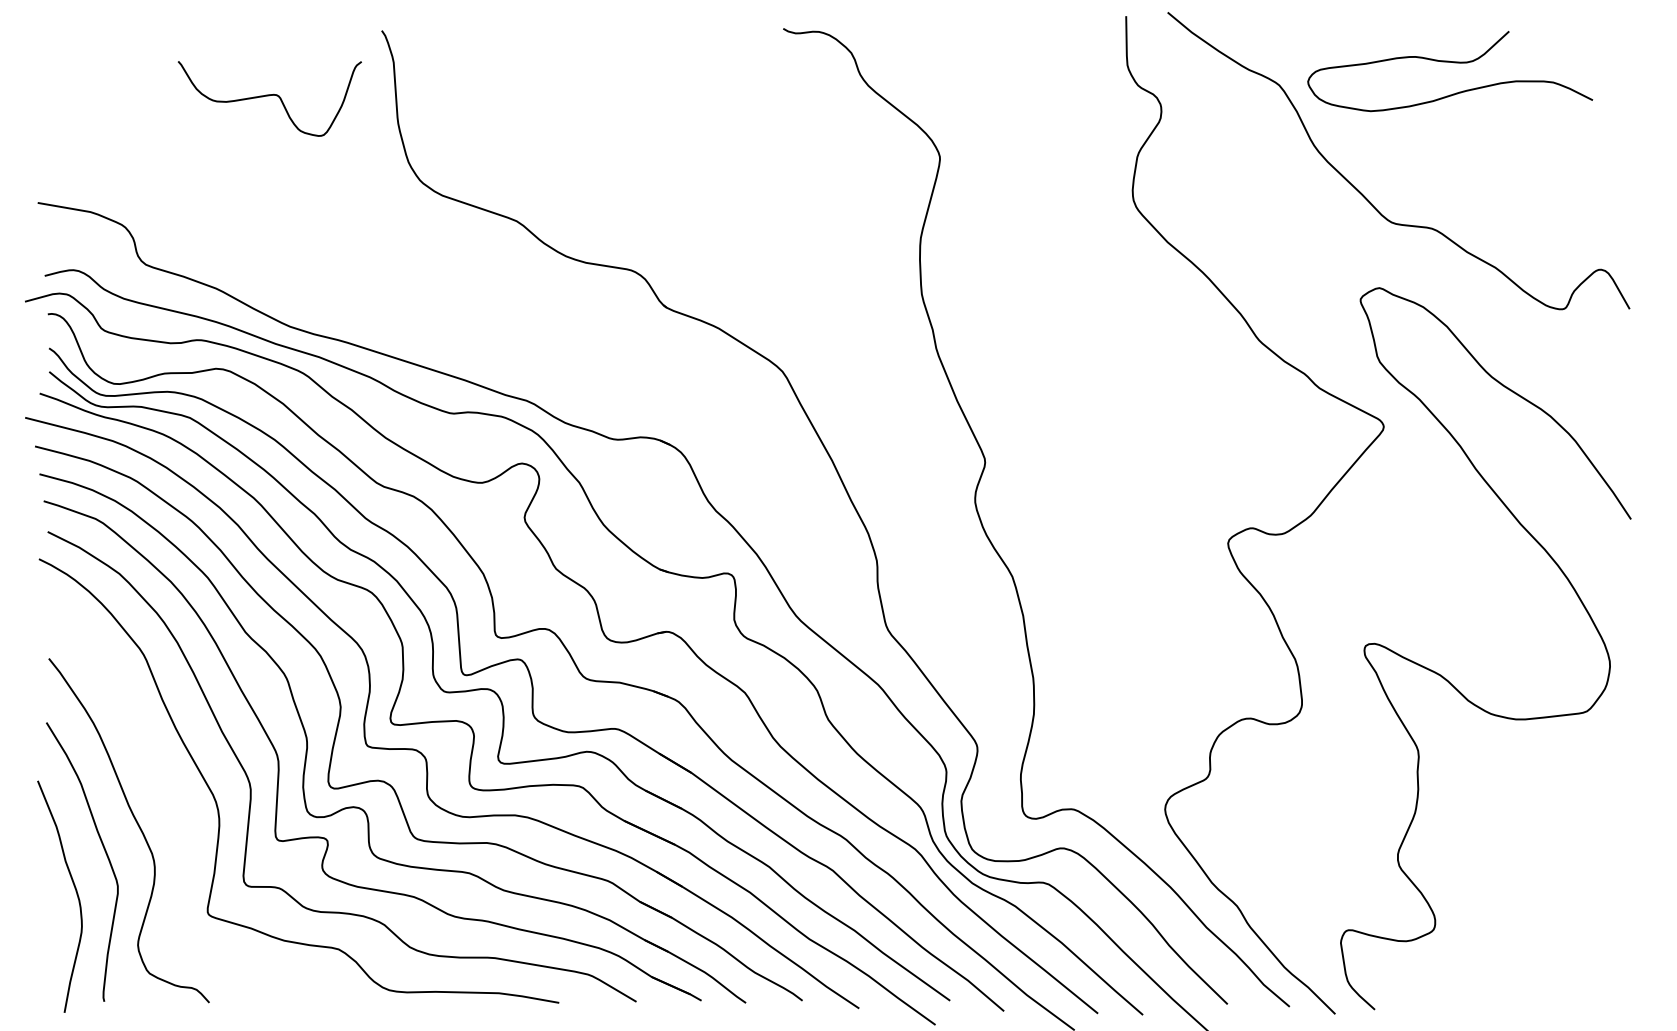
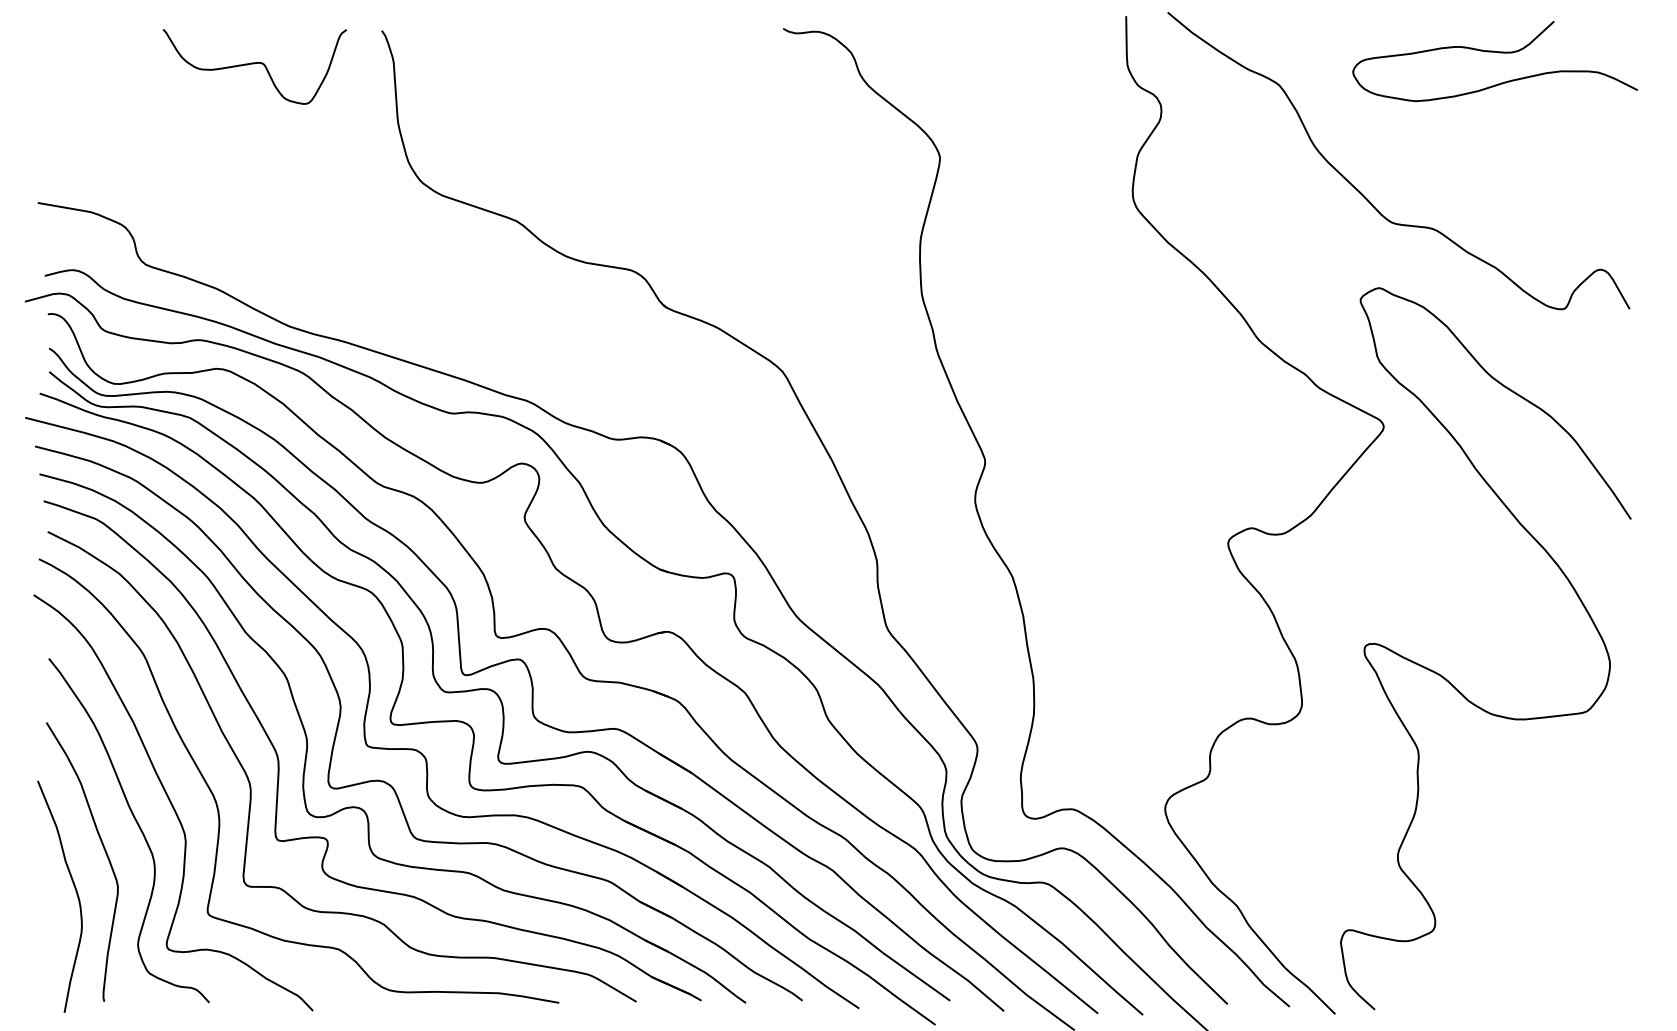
curve position: (1454, 63) -> (1499, 53) (1499, 53)
curve position: (269, 96) -> (254, 64) (254, 64)
curve: none -> present (172, 803)
